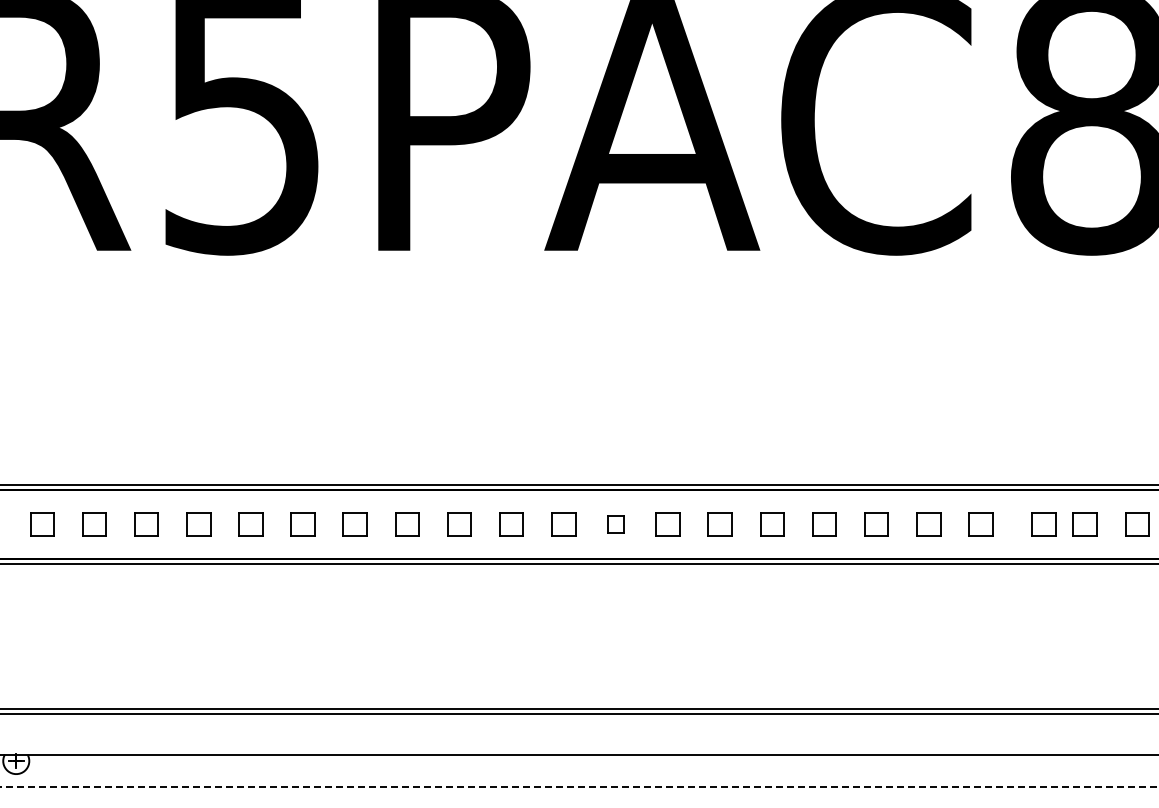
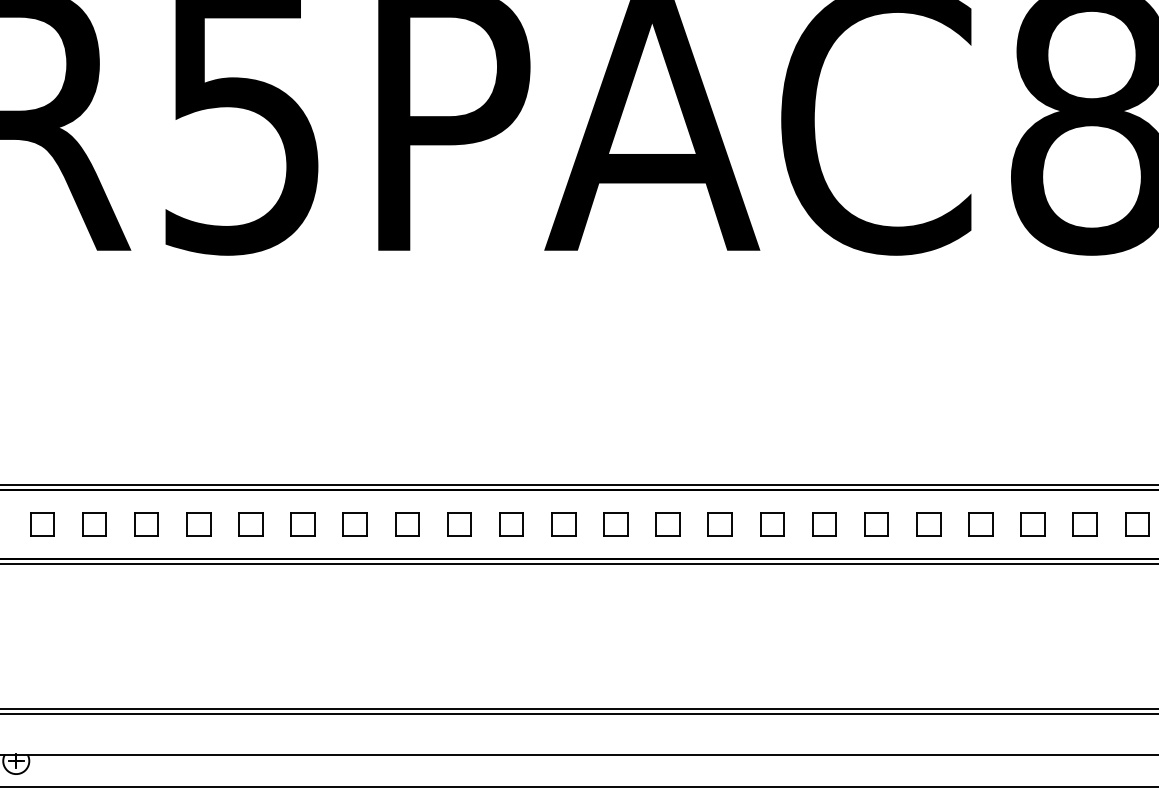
part size: 18x19 px -> 26x25 px (615, 524)
part position: (1043, 524) -> (1032, 524) (1032, 524)
line: dashed -> solid (579, 787)
